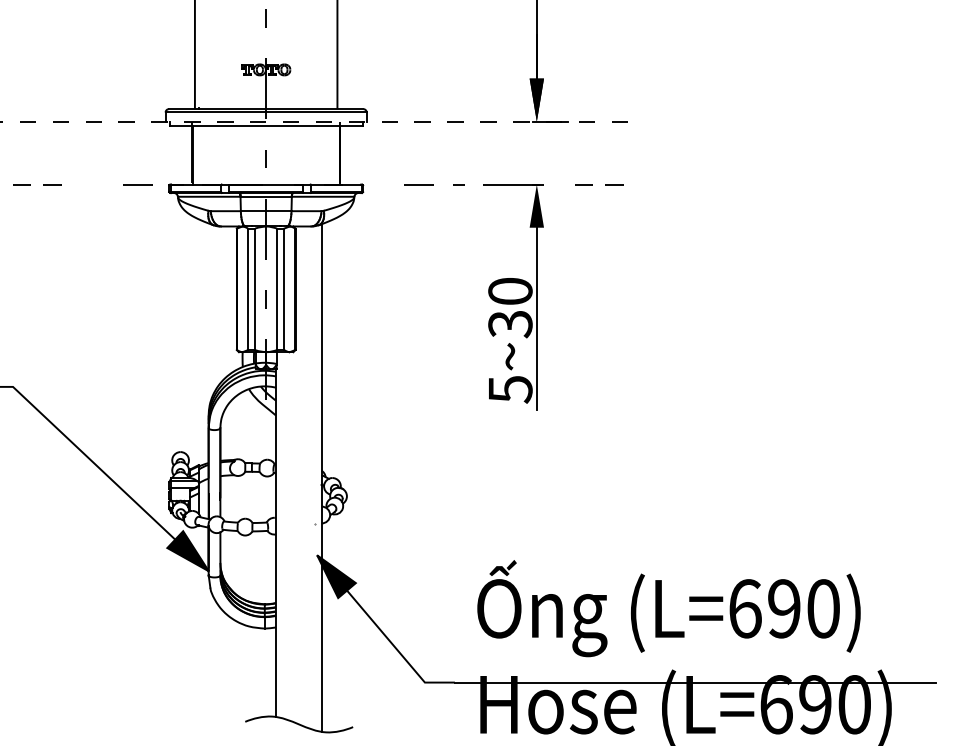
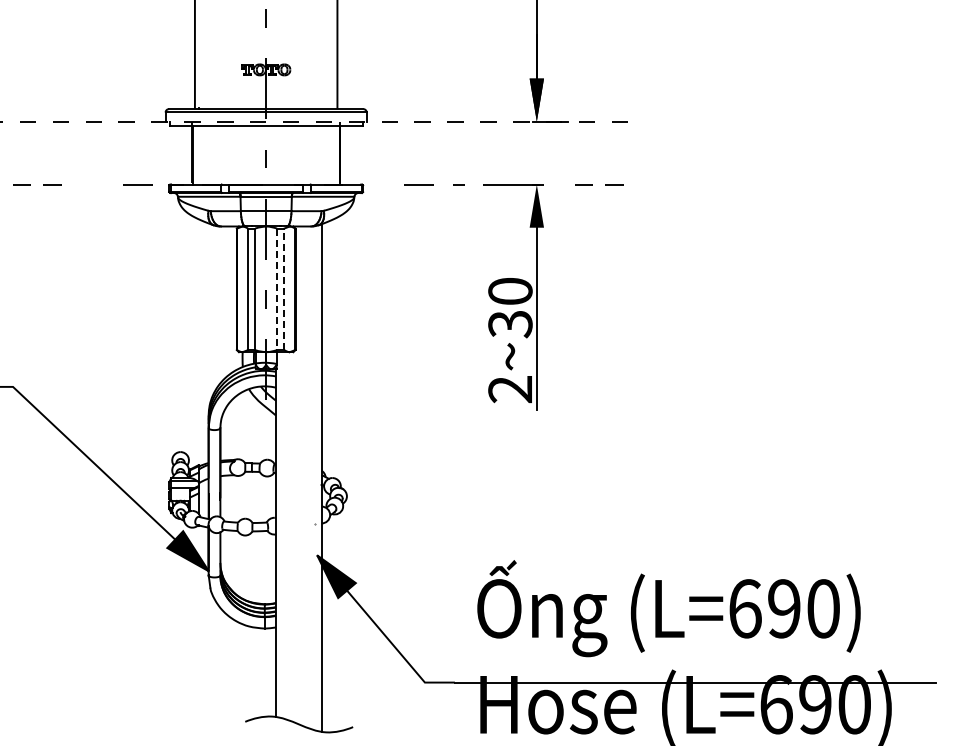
line: solid -> dashed (277, 289)
line: solid -> dashed (284, 289)
text: 5~30 -> 2~30 (510, 389)
